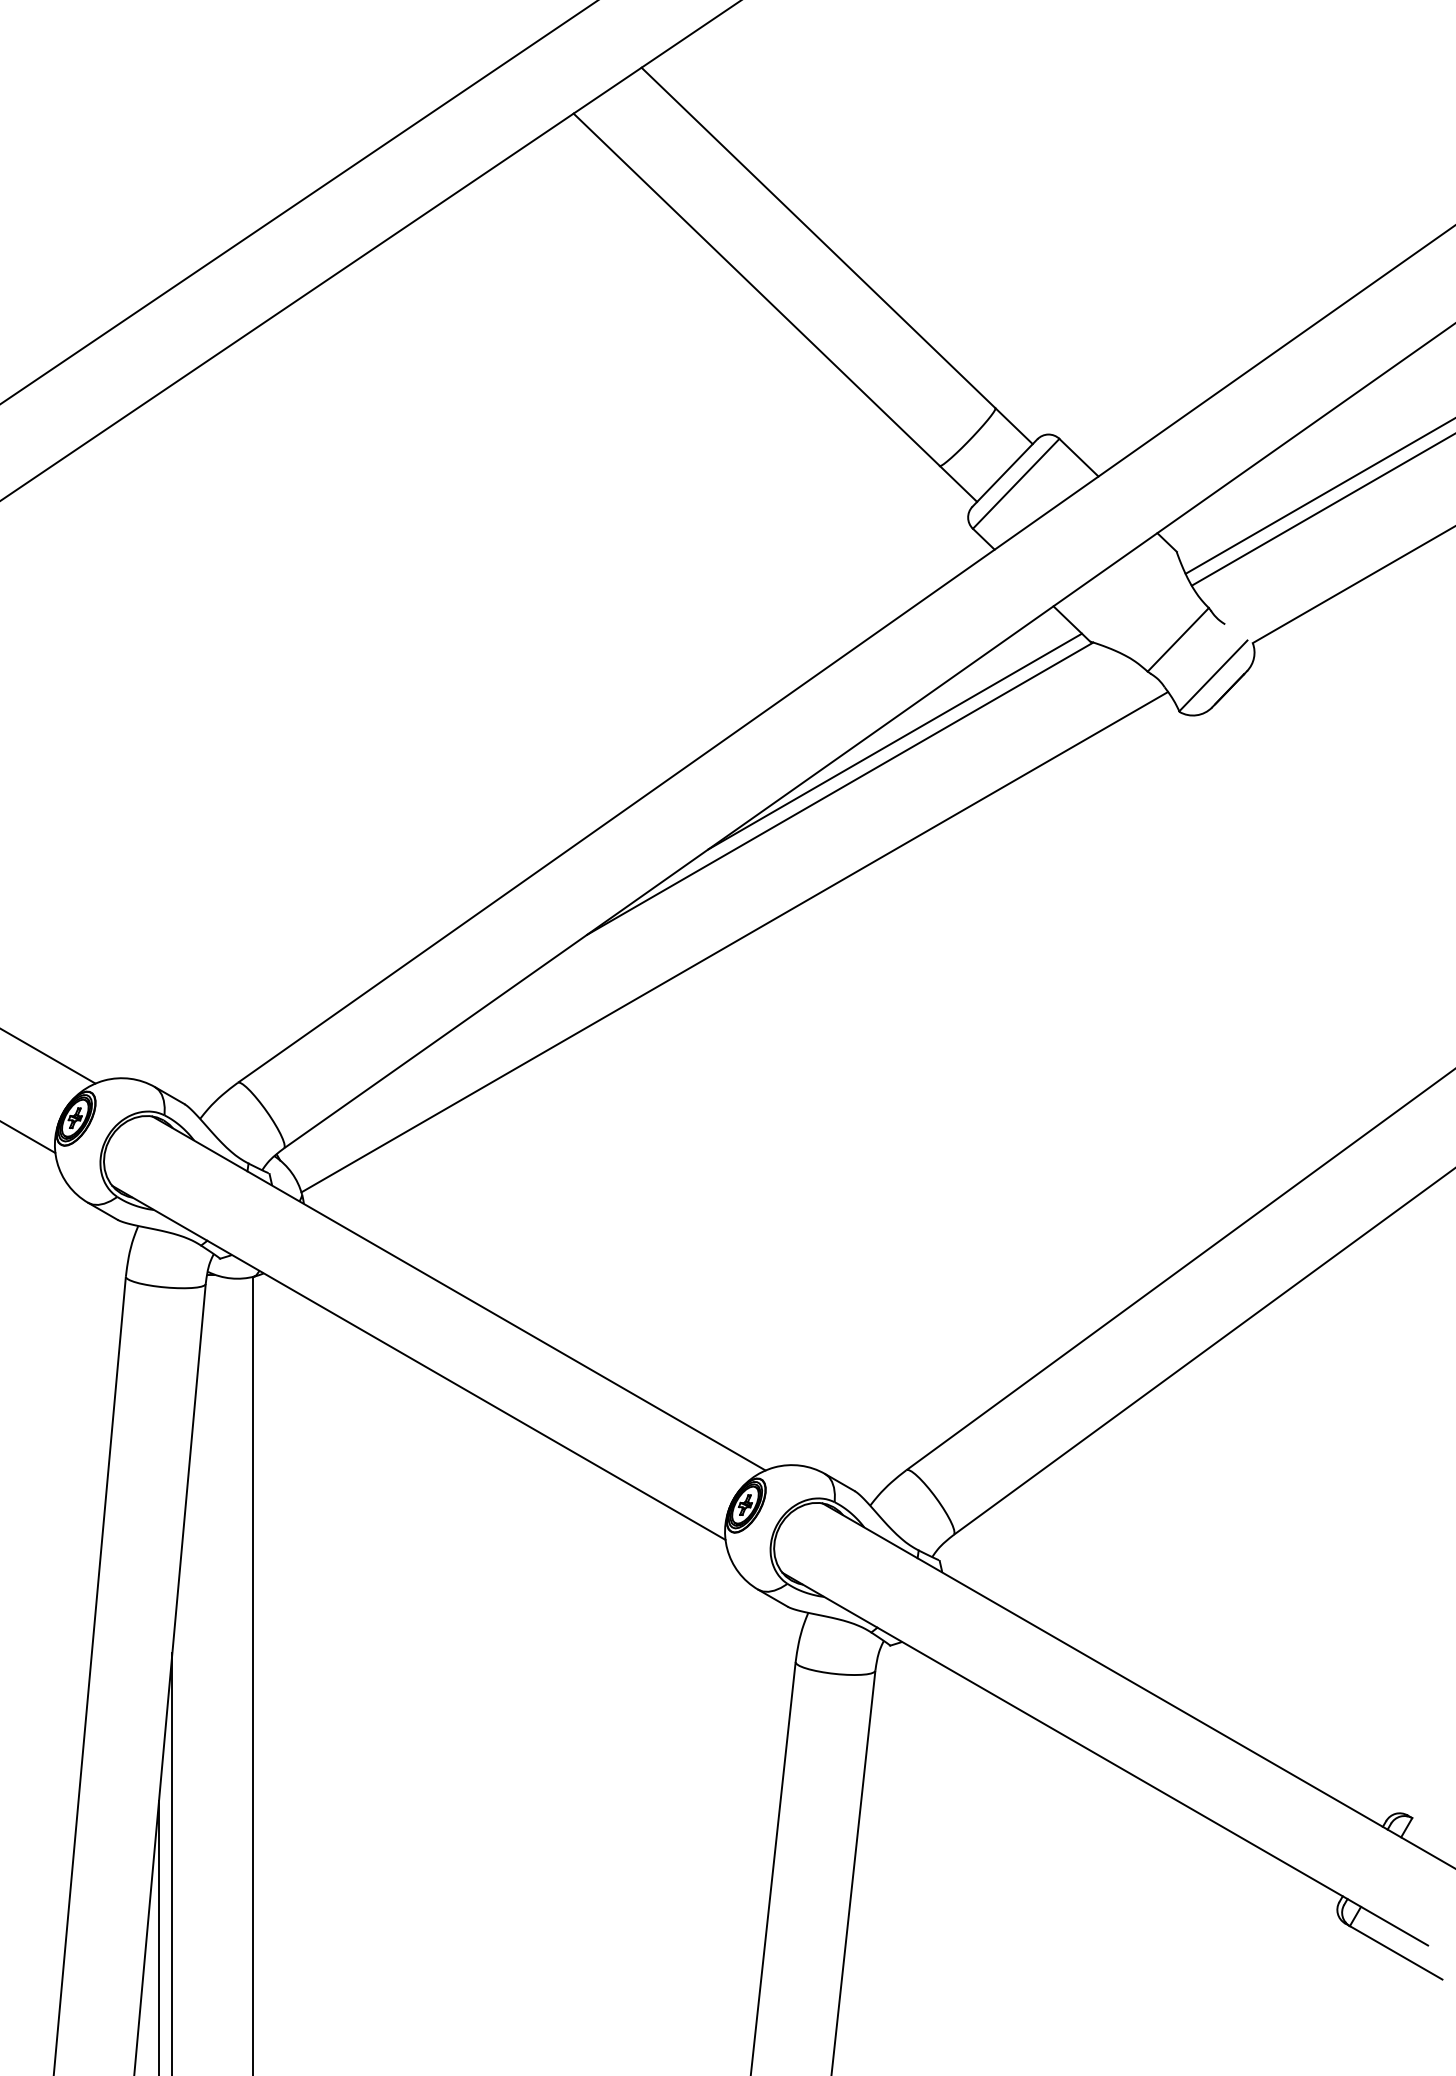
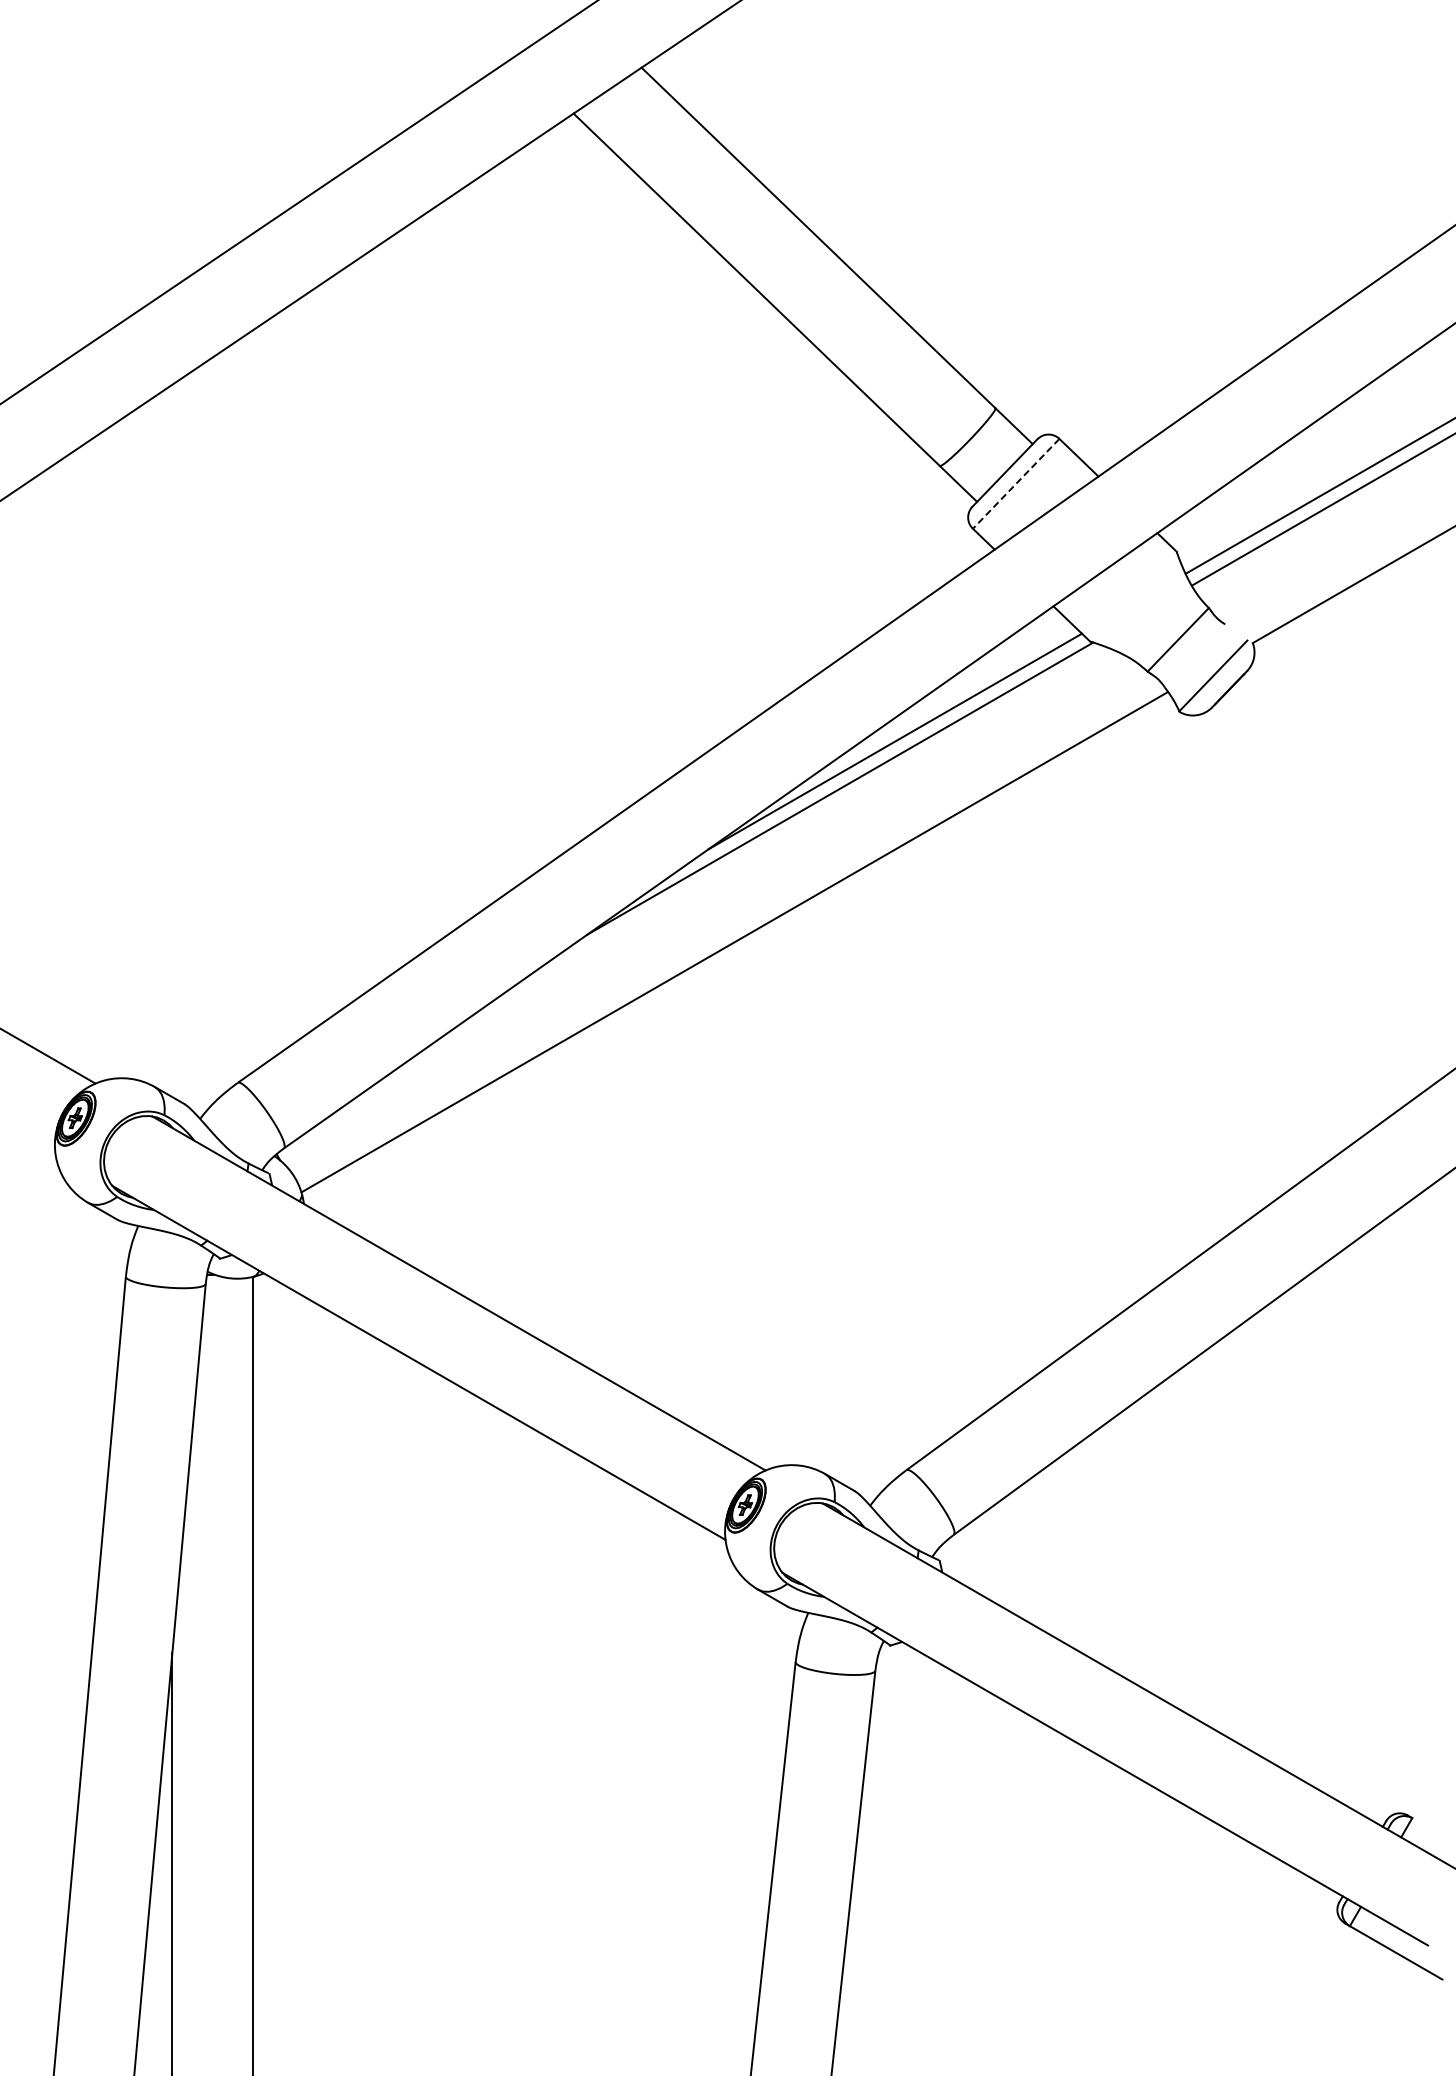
line: solid -> dashed (1015, 484)
line: present -> none (28, 1137)
line: present -> none (159, 1936)
